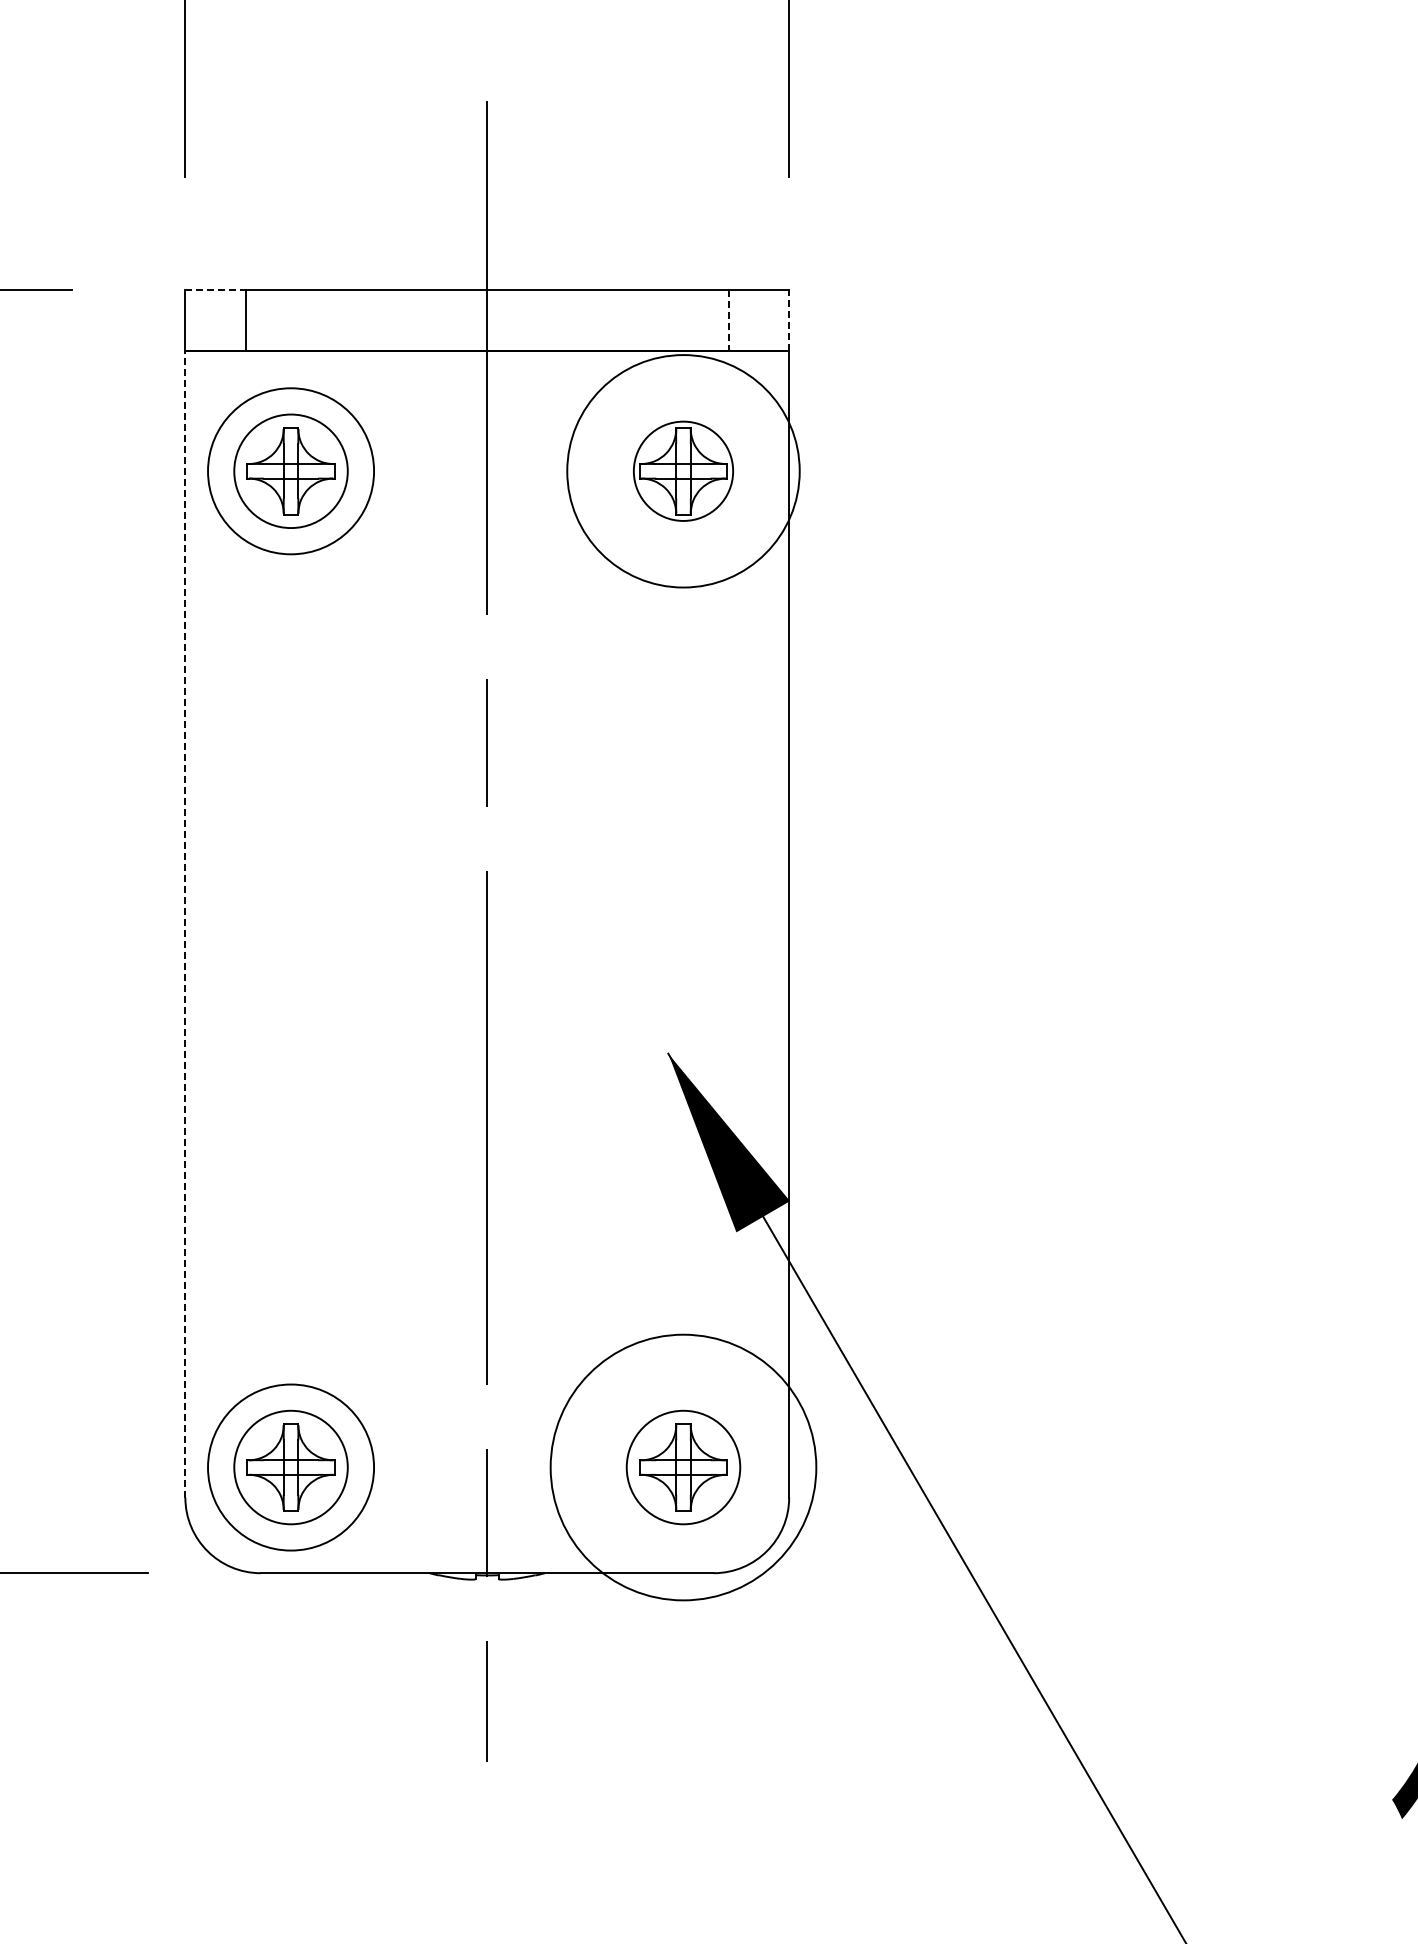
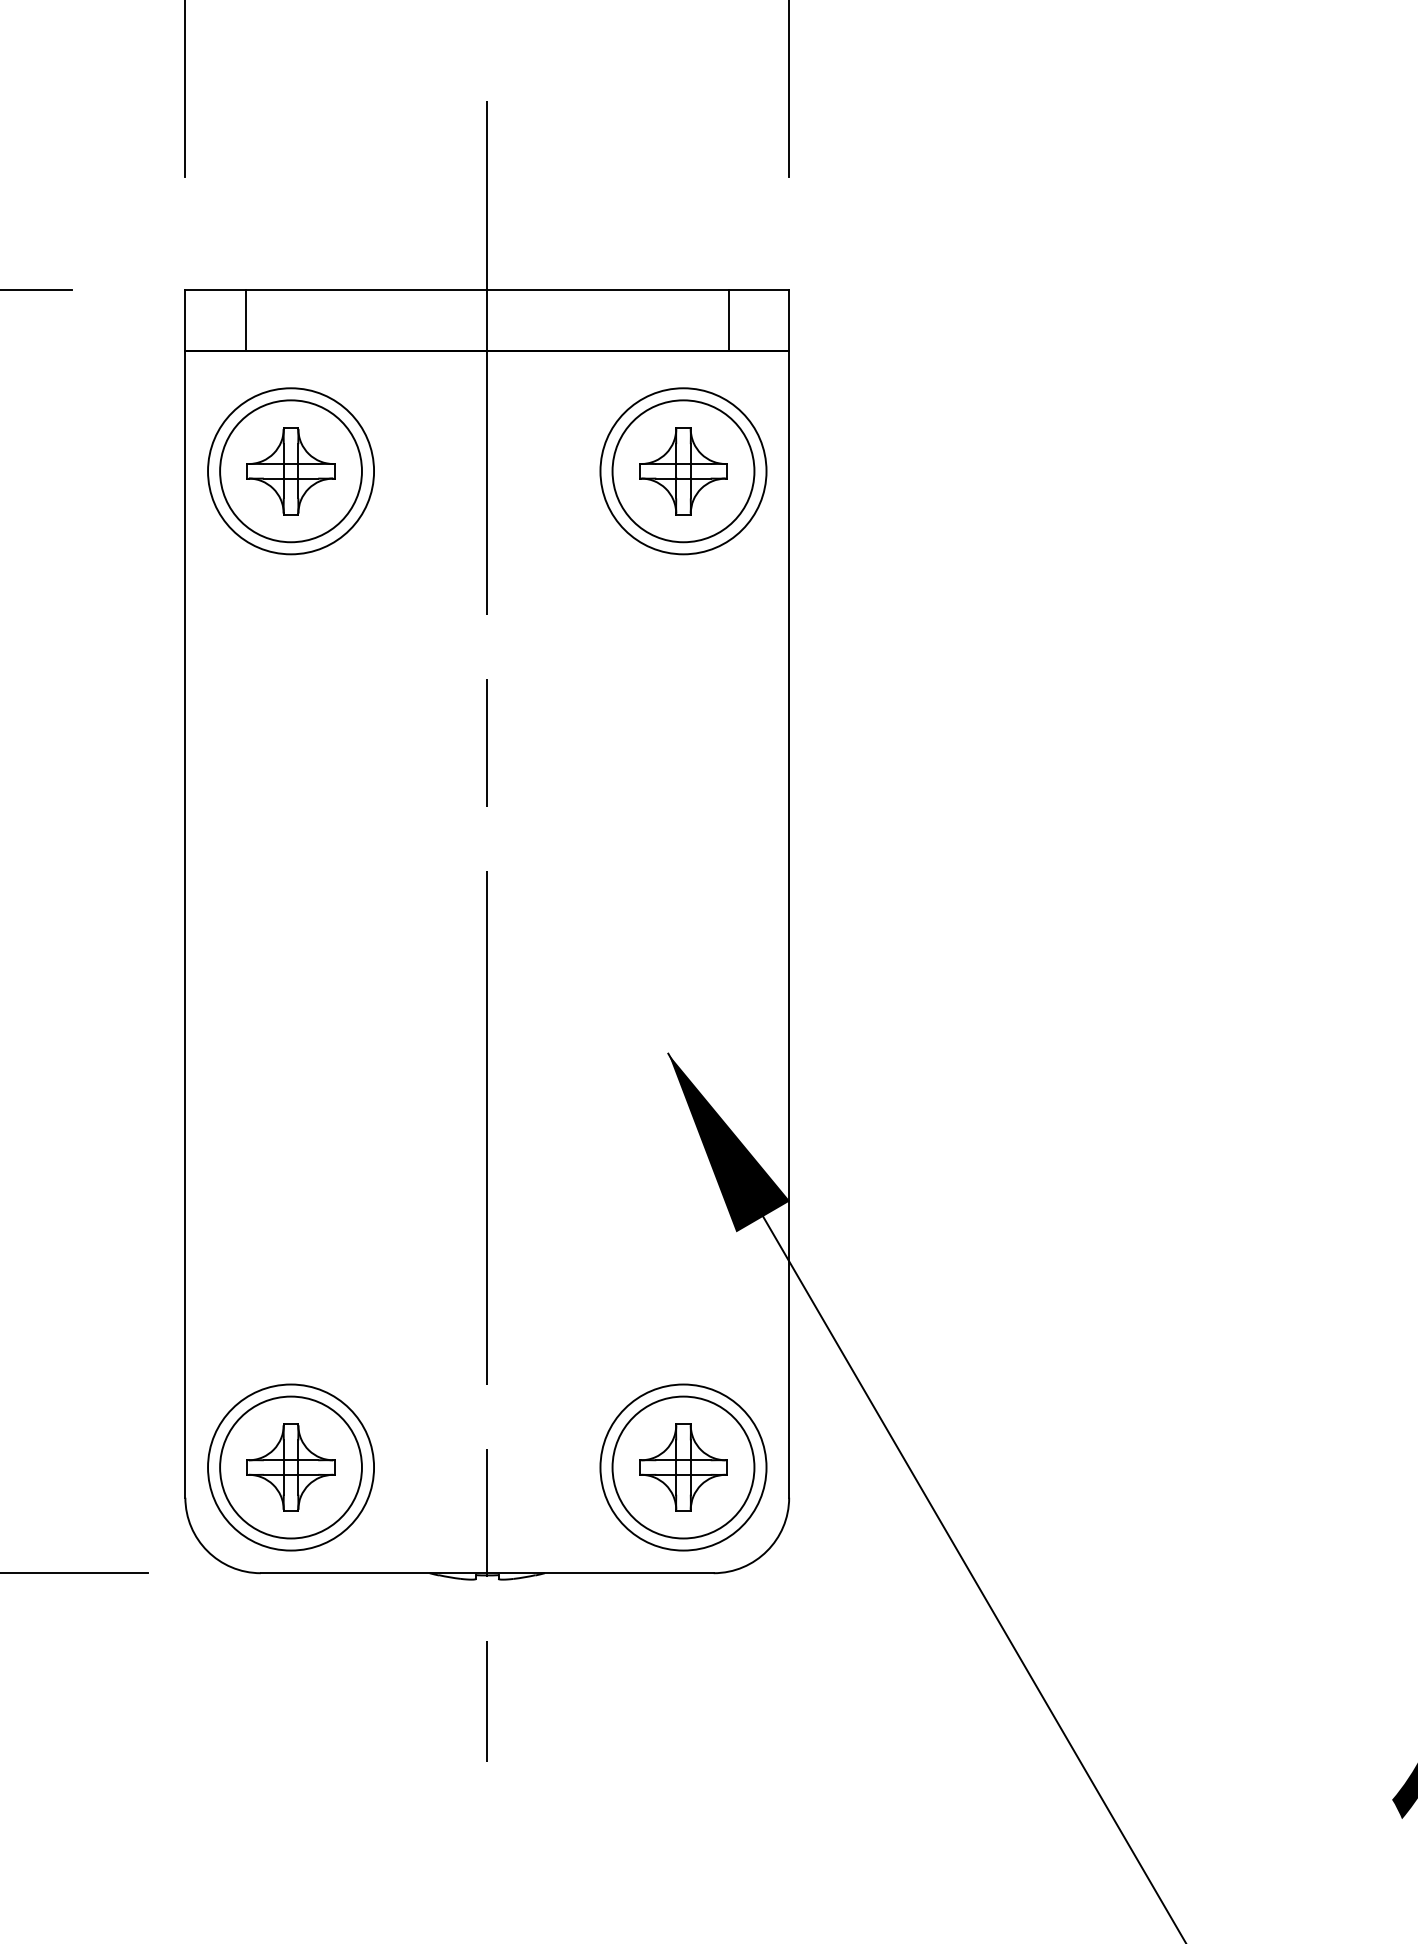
line: dashed -> solid (216, 290)
line: dashed -> solid (789, 319)
line: dashed -> solid (728, 320)
circle diameter: 99 px -> 142 px (683, 471)
circle diameter: 114 px -> 142 px (290, 471)
circle diameter: 232 px -> 166 px (683, 471)
line: dashed -> solid (185, 924)
circle diameter: 114 px -> 142 px (290, 1467)
circle diameter: 114 px -> 142 px (683, 1467)
circle diameter: 266 px -> 166 px (683, 1467)
